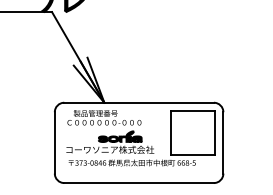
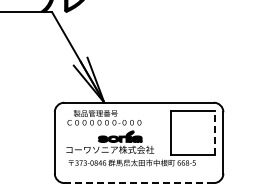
line: solid -> dashed (215, 132)
line: solid -> dashed (139, 183)
